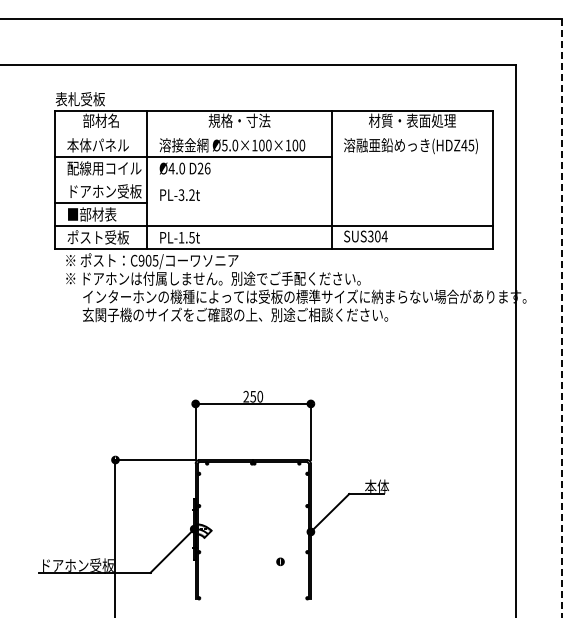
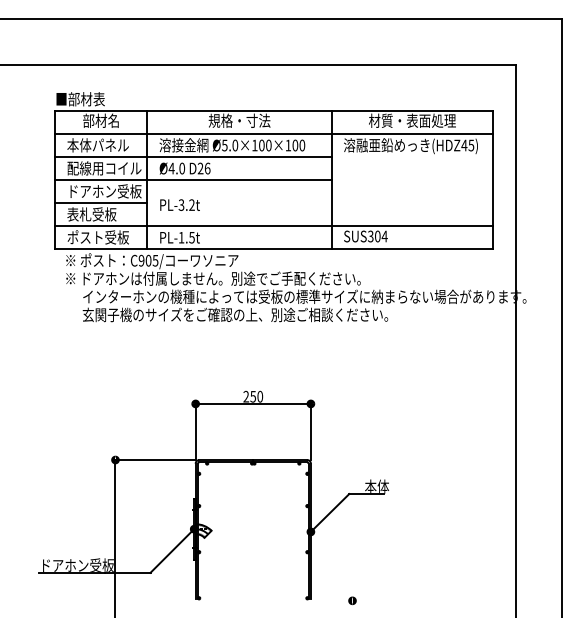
text: 表札受板 -> ■部材表 (79, 99)
line: none -> present (274, 134)
line: none -> present (193, 180)
text position: (179, 194) -> (179, 204) (179, 204)
text: ■部材表 -> 表札受板 (91, 214)
line: dashed -> solid (561, 318)
part position: (280, 561) -> (352, 600) (352, 600)
